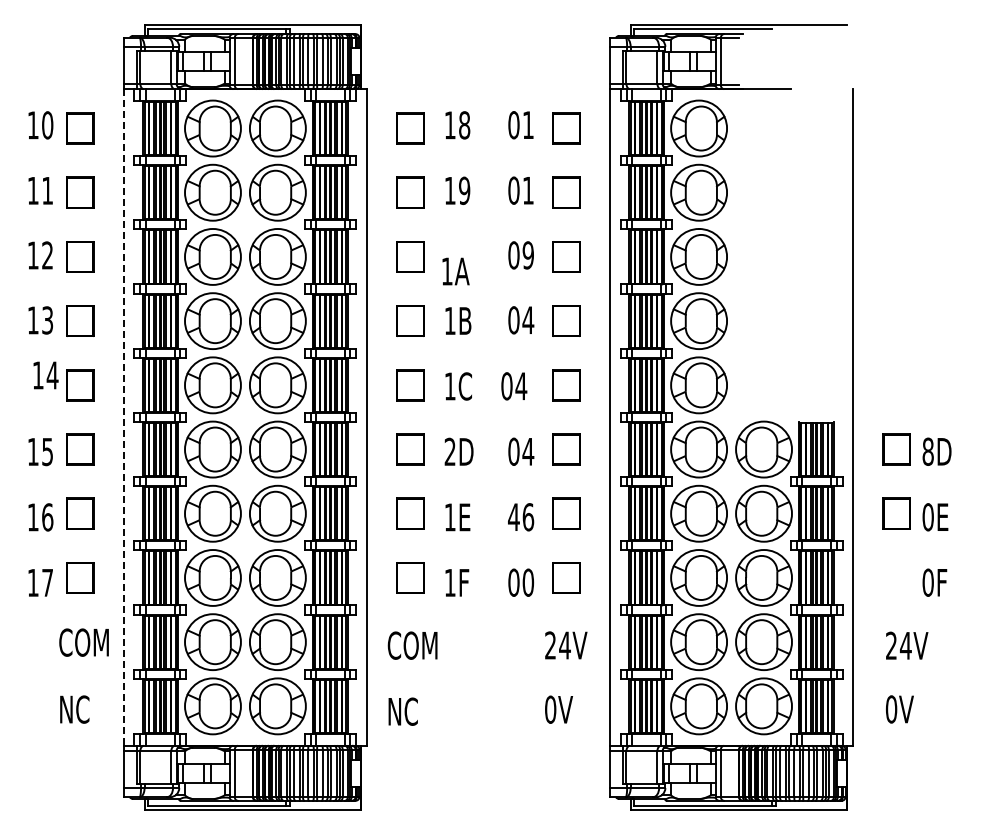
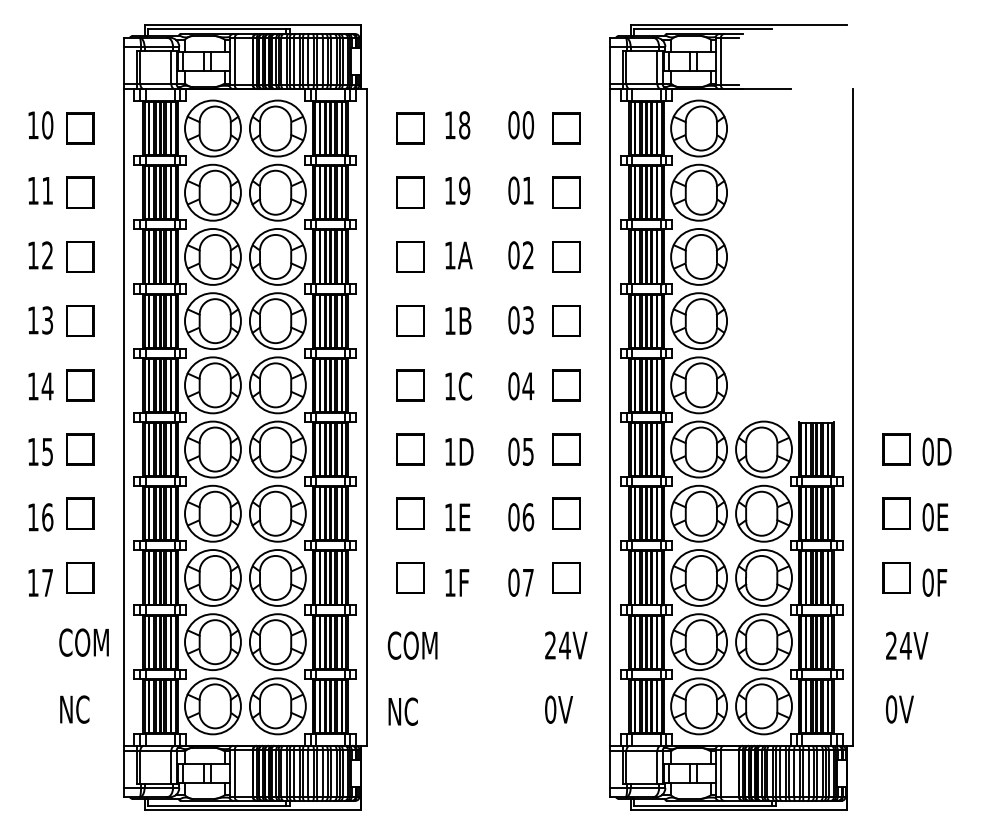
text: 01 -> 00 (528, 125)
text: 09 -> 02 (527, 255)
text position: (455, 271) -> (458, 255) (458, 255)
text: 04 -> 03 (528, 320)
text position: (45, 375) -> (40, 386) (40, 386)
text position: (514, 386) -> (521, 386) (521, 386)
line: dashed -> solid (123, 417)
text: 2D -> 1D (449, 451)
text: 04 -> 05 (528, 451)
text: 8D -> 0D (927, 451)
text: 46 -> 06 (513, 517)
part: none -> present (896, 577)
text: 00 -> 07 (528, 582)
